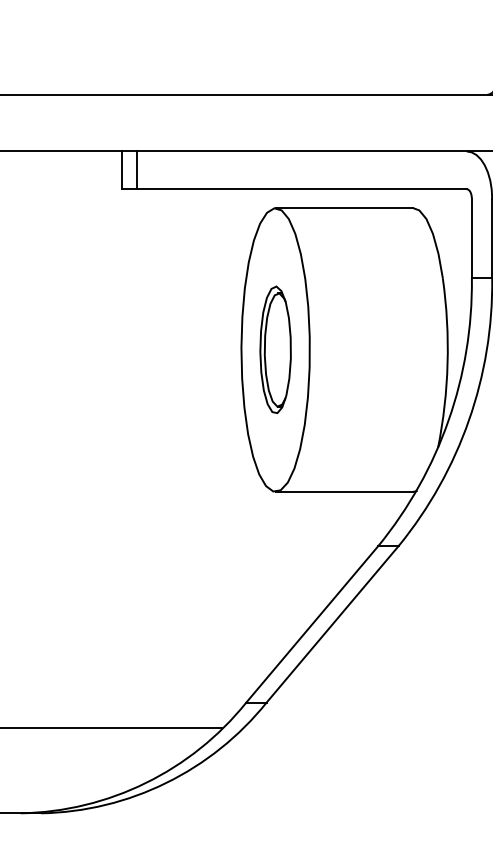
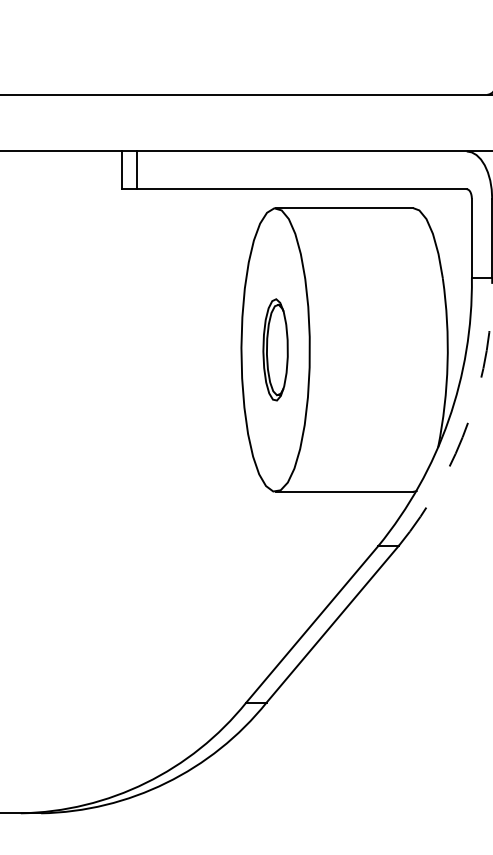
part size: 33x130 px -> 27x104 px (275, 349)
arc: solid -> dashed (468, 420)
line: present -> none (112, 728)
